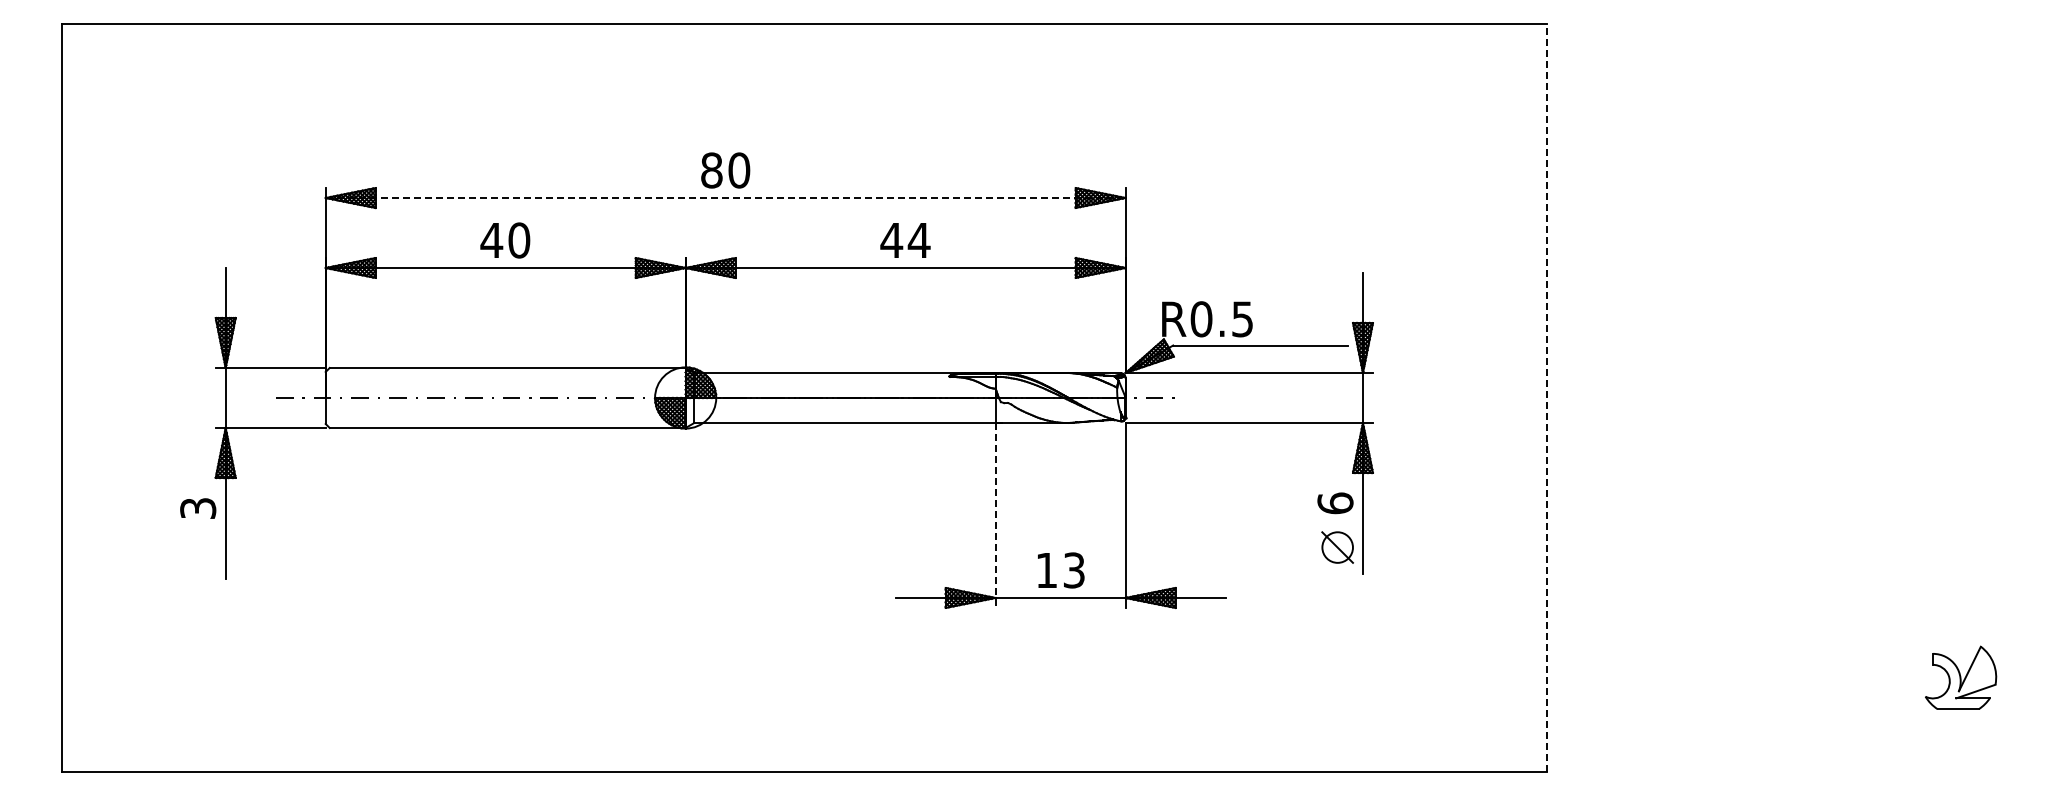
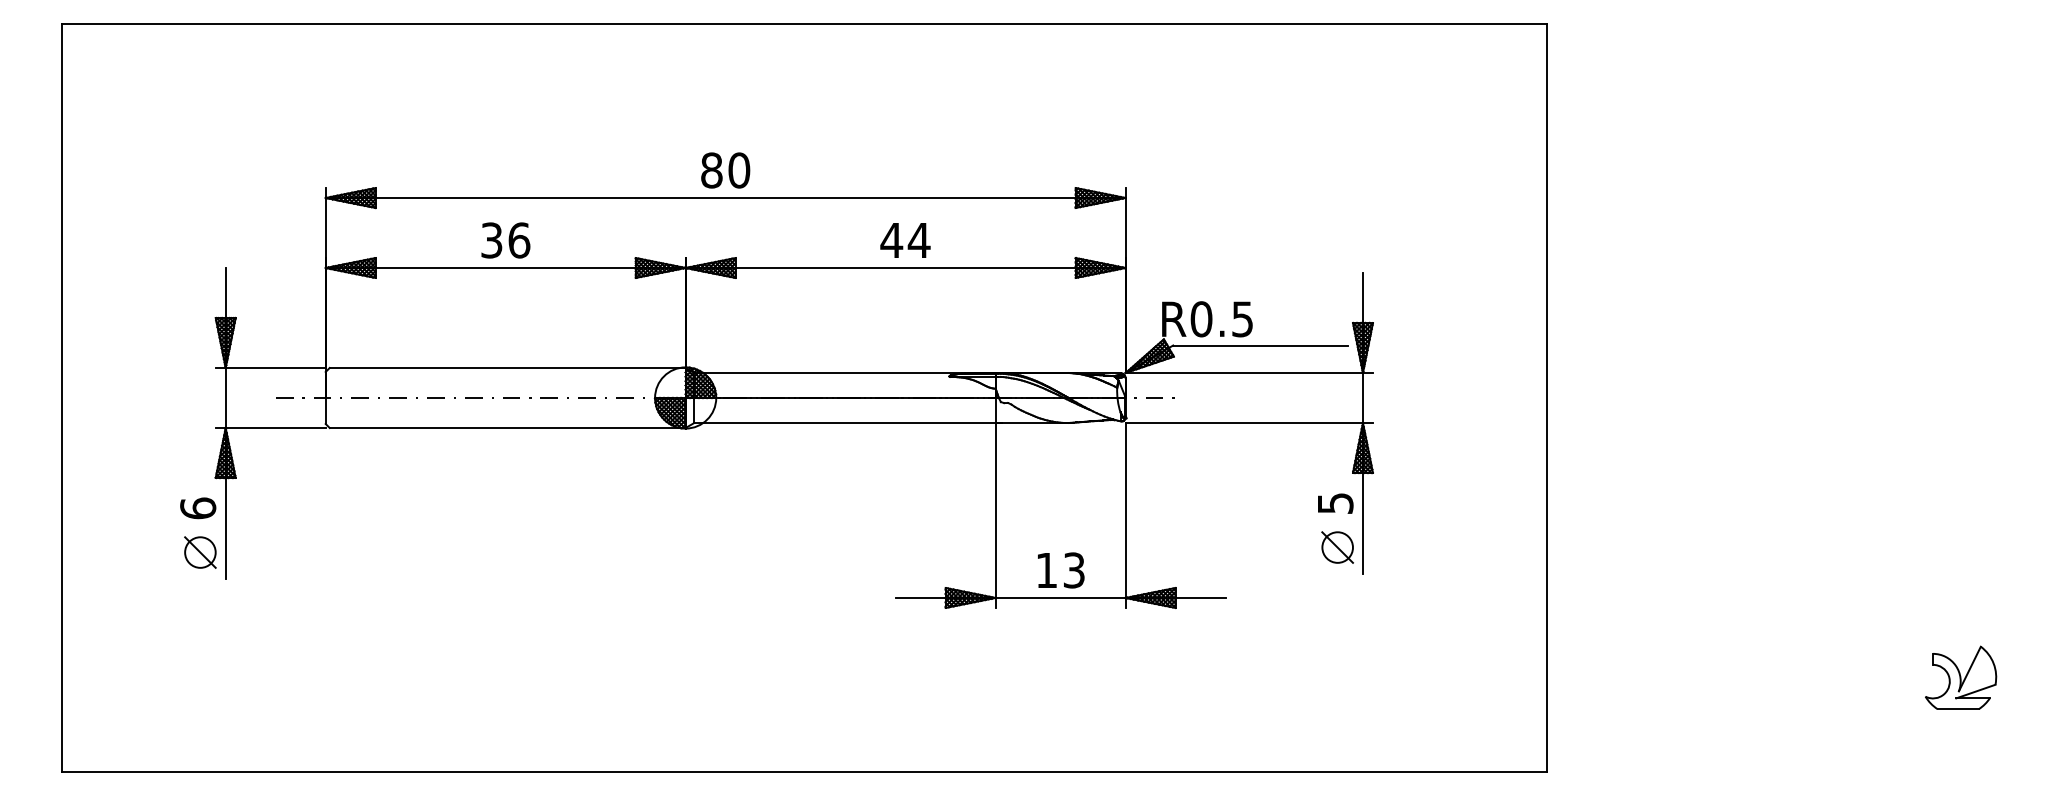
line: dashed -> solid (725, 198)
text: 40 -> 36 (505, 240)
line: dashed -> solid (1546, 398)
text: 6 -> 5 (1335, 503)
text: 3 -> 6 (198, 508)
line: dashed -> solid (995, 515)
part: none -> present (200, 552)
